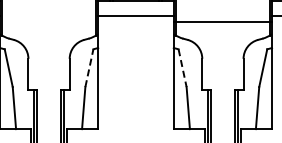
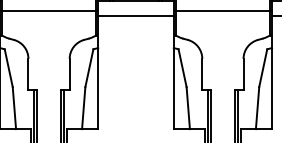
line: none -> present (50, 11)
line position: (222, 22) -> (222, 11) (222, 11)
line: dashed -> solid (89, 67)
line: dashed -> solid (182, 68)
